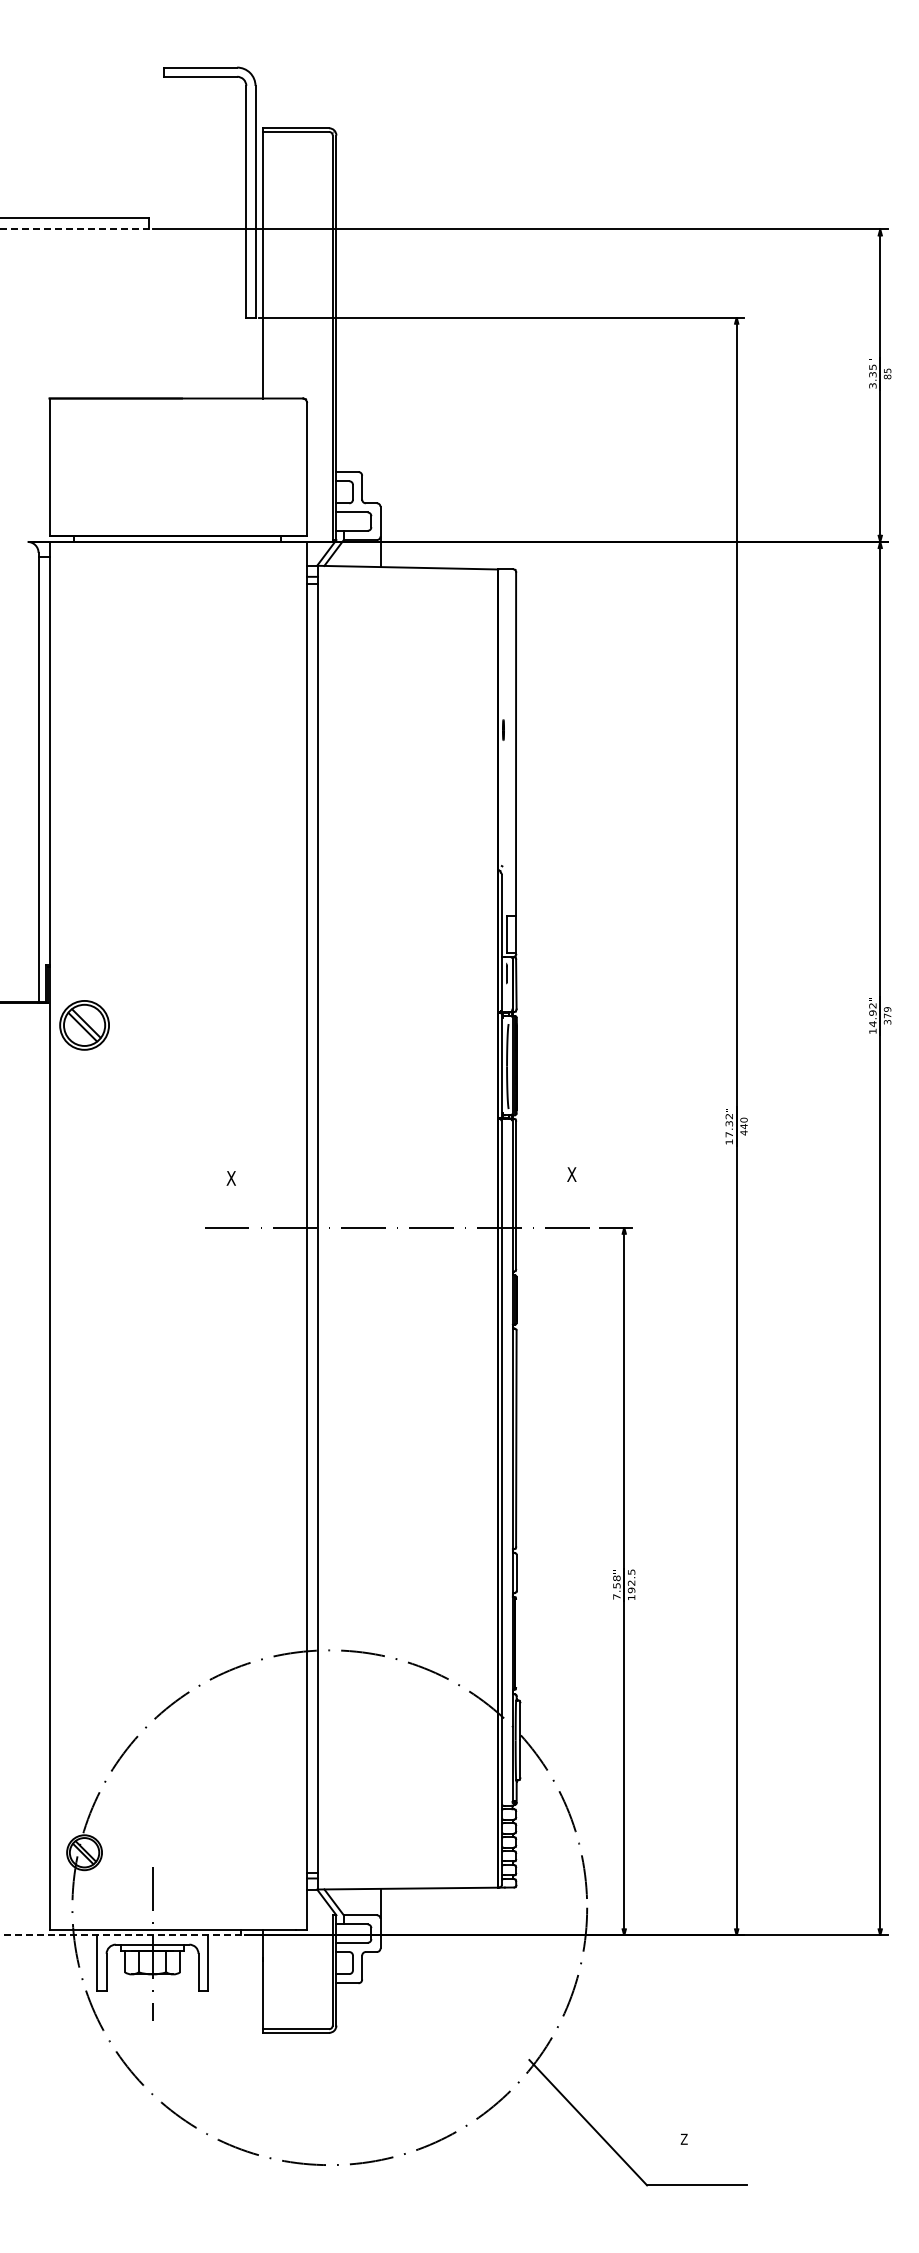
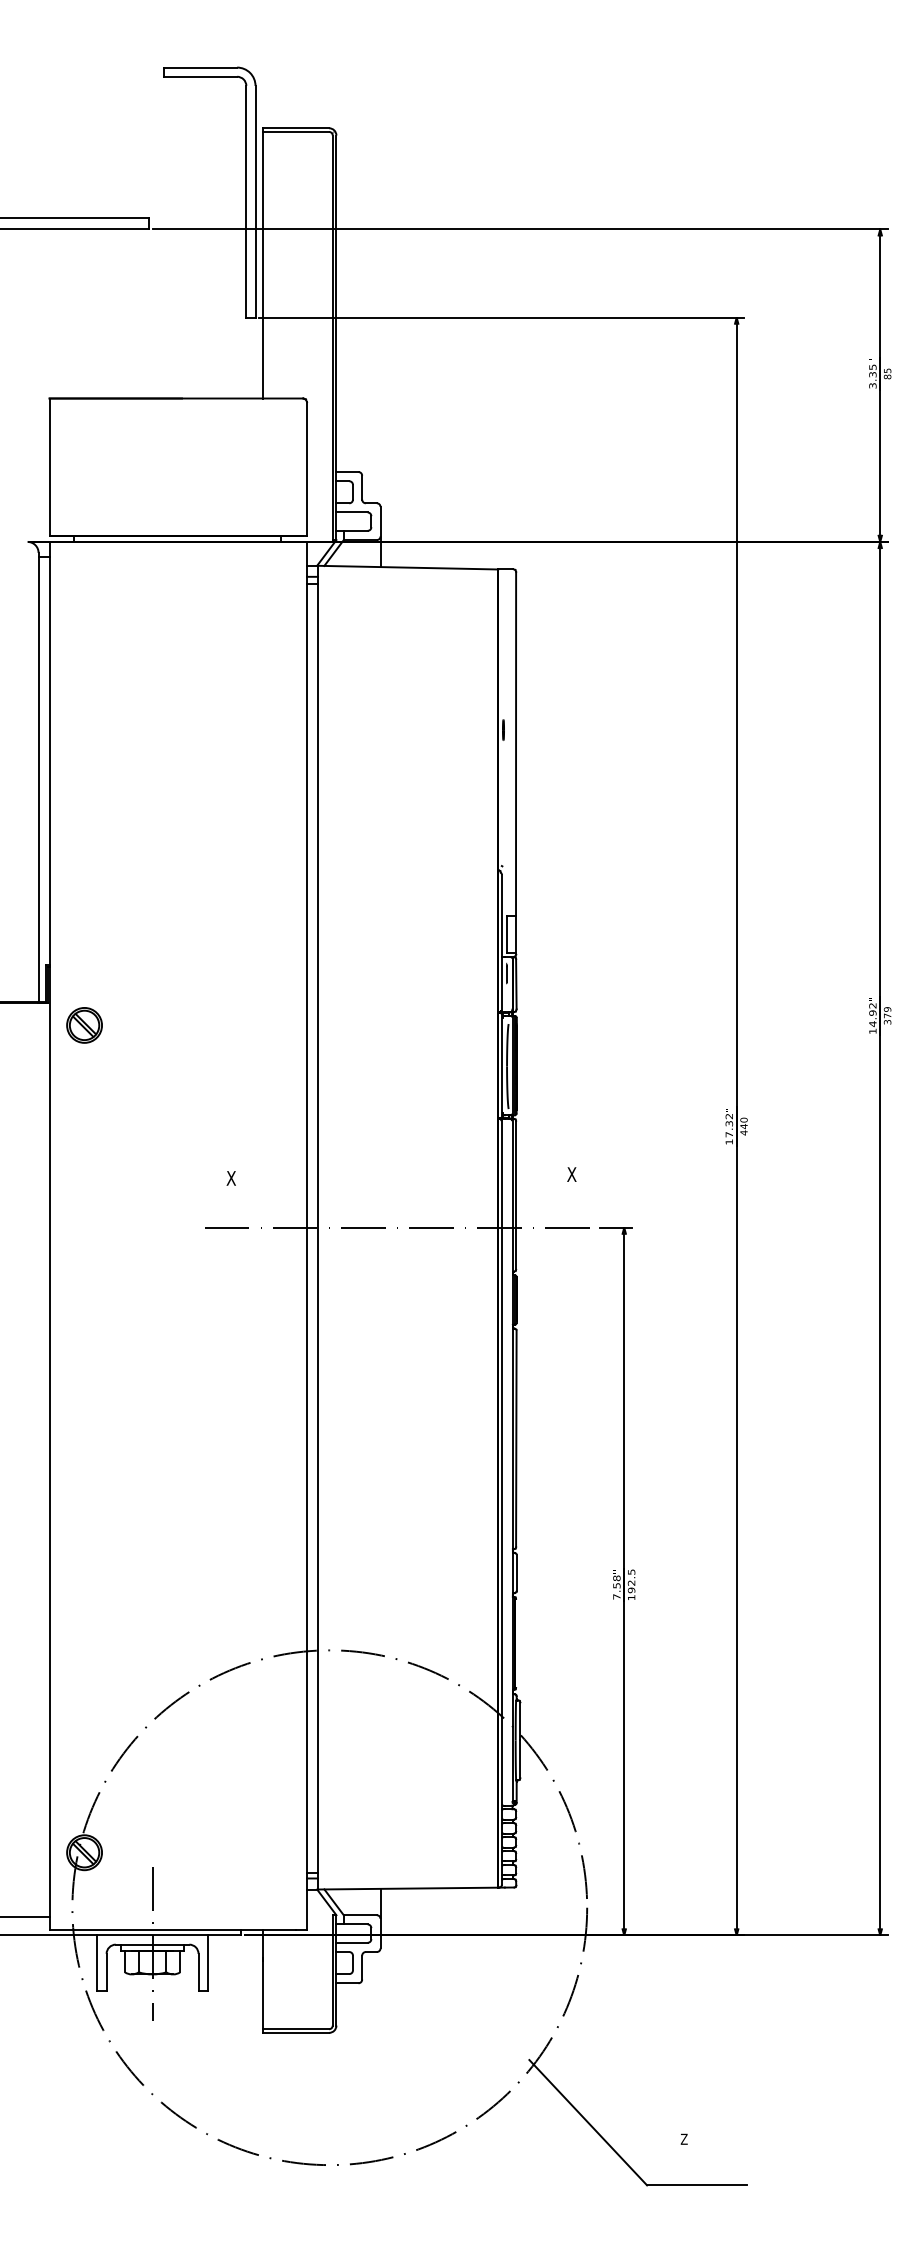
line: dashed -> solid (74, 229)
part size: 51x51 px -> 37x37 px (84, 1025)
line: none -> present (25, 1917)
line: dashed -> solid (120, 1935)
